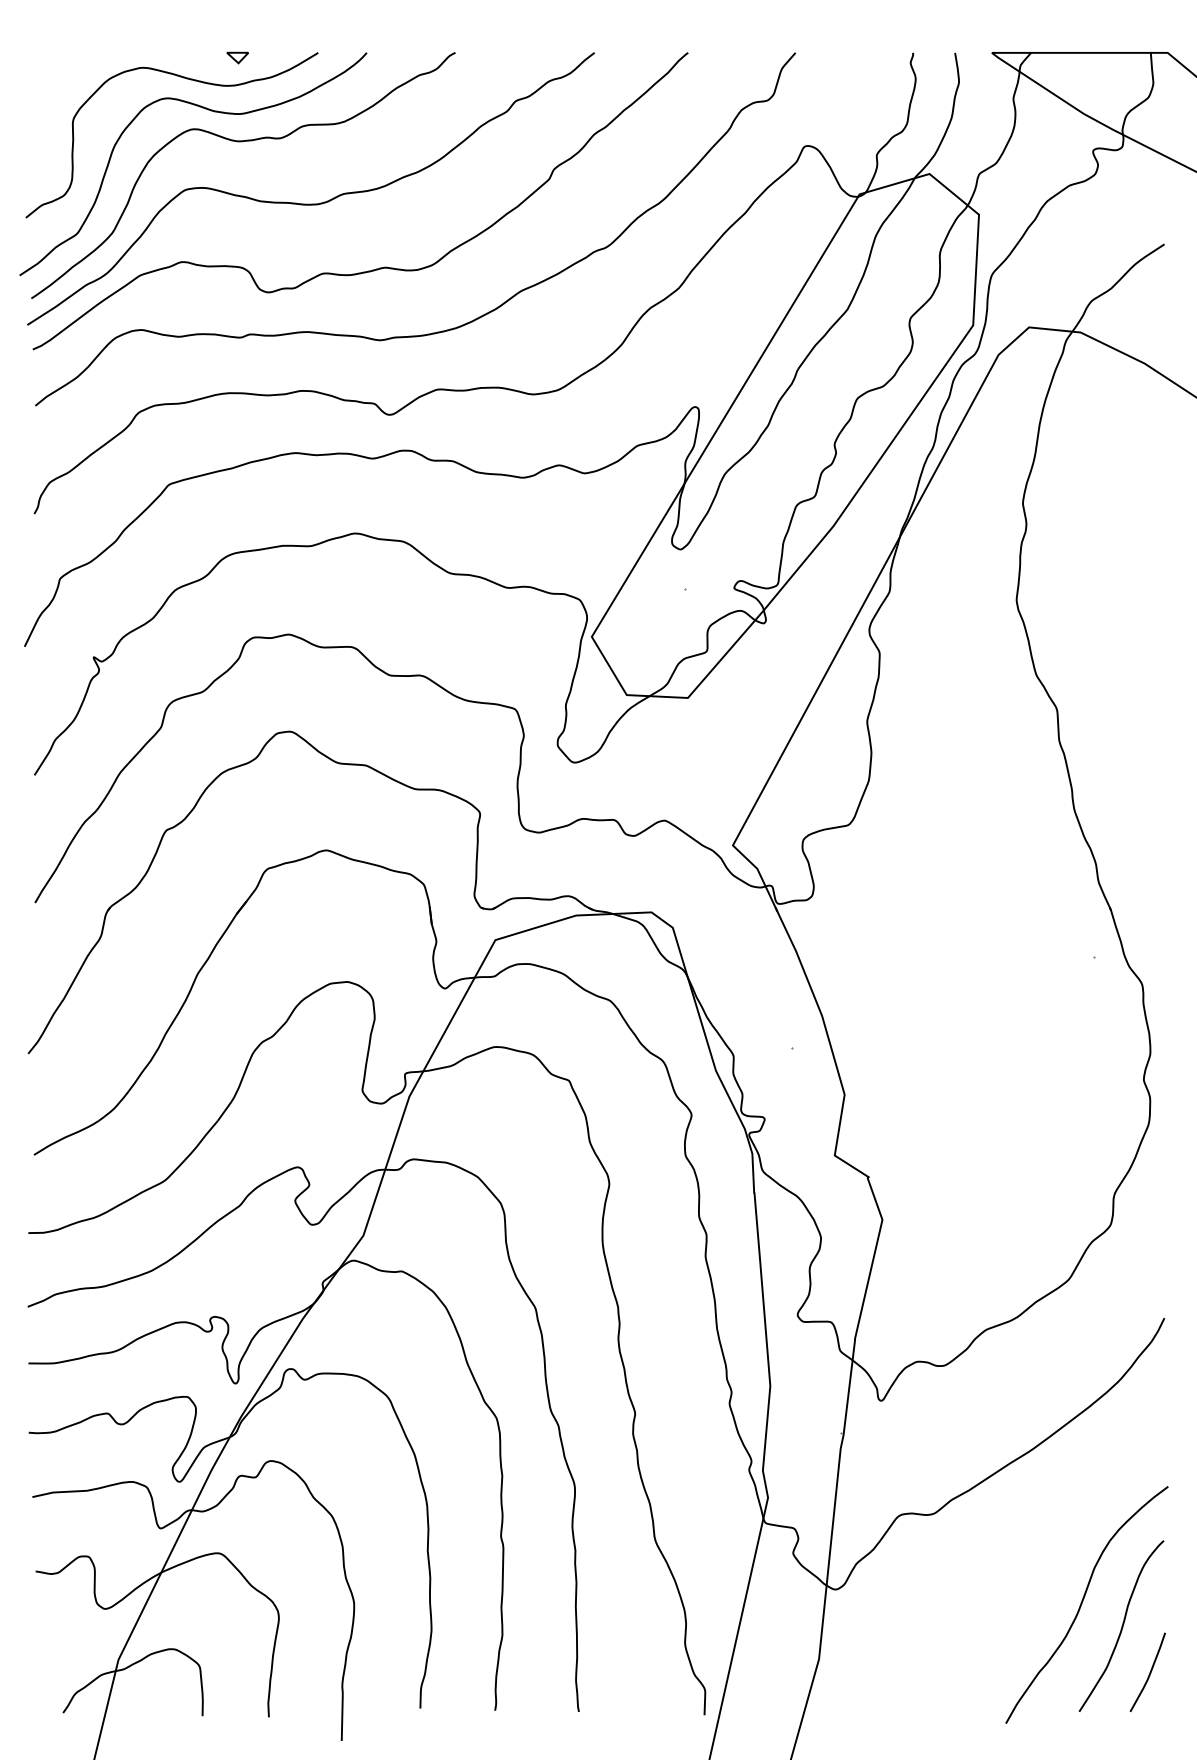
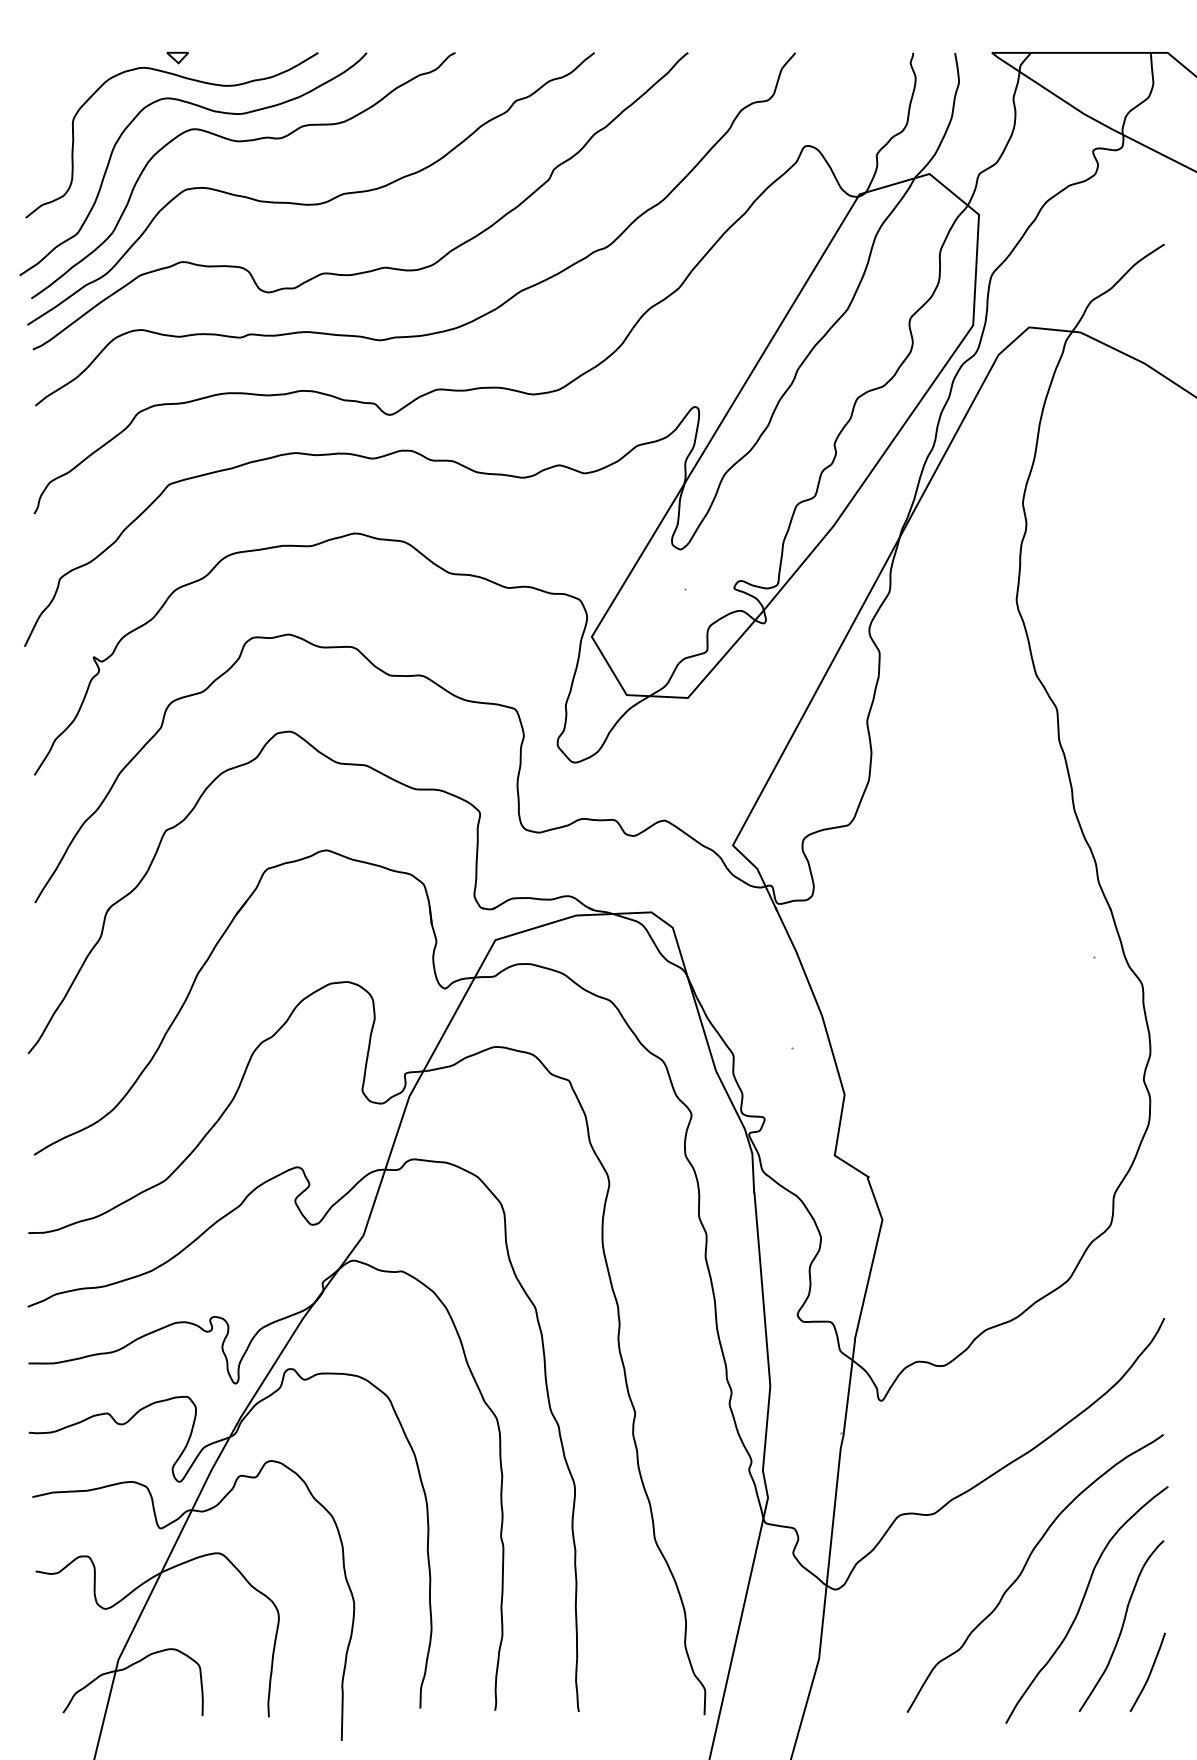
part position: (237, 57) -> (177, 57) (177, 57)
curve: none -> present (1024, 1569)
